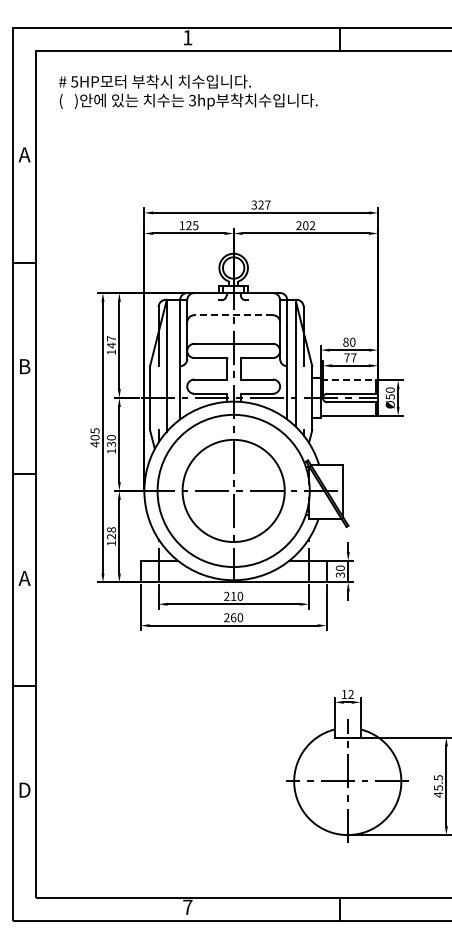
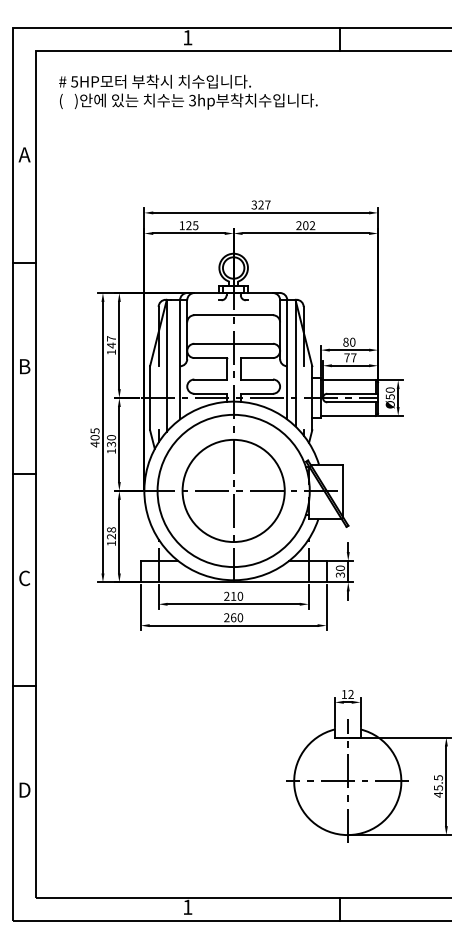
line: dashed -> solid (233, 315)
line: dashed -> solid (348, 380)
text: A -> C (24, 578)
text: 7 -> 1 (187, 906)
